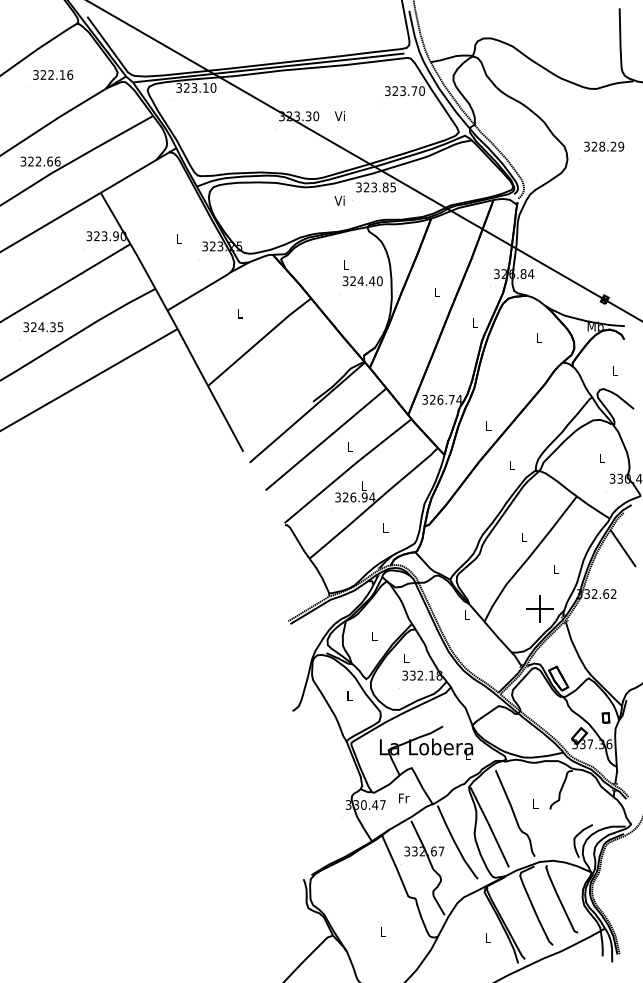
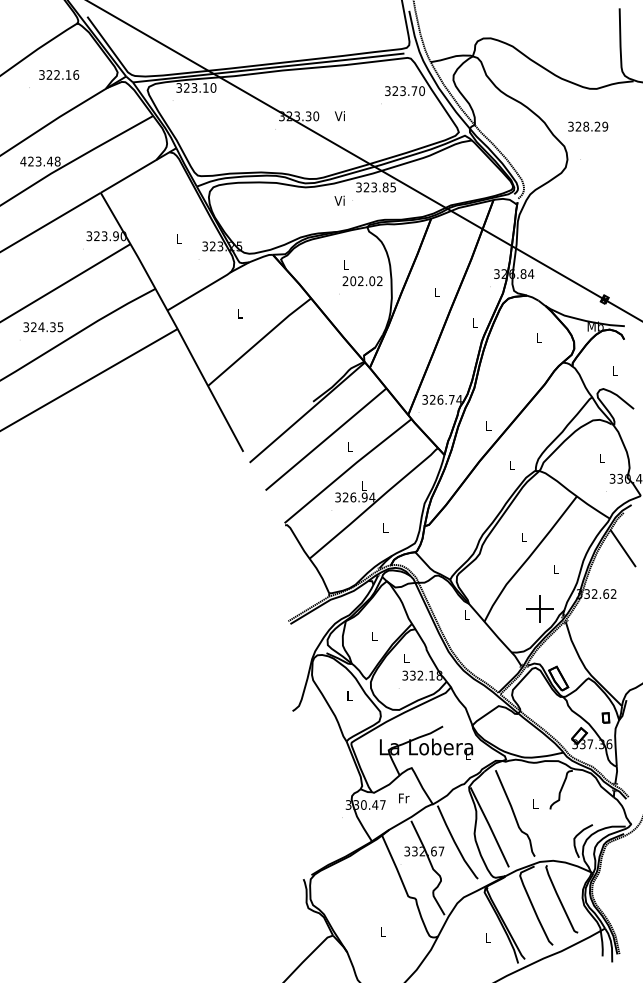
text position: (53, 74) -> (59, 74) (59, 74)
text position: (604, 146) -> (588, 126) (588, 126)
text: 322.66 -> 423.48 (40, 161)
text: 324.40 -> 202.02 (362, 281)
